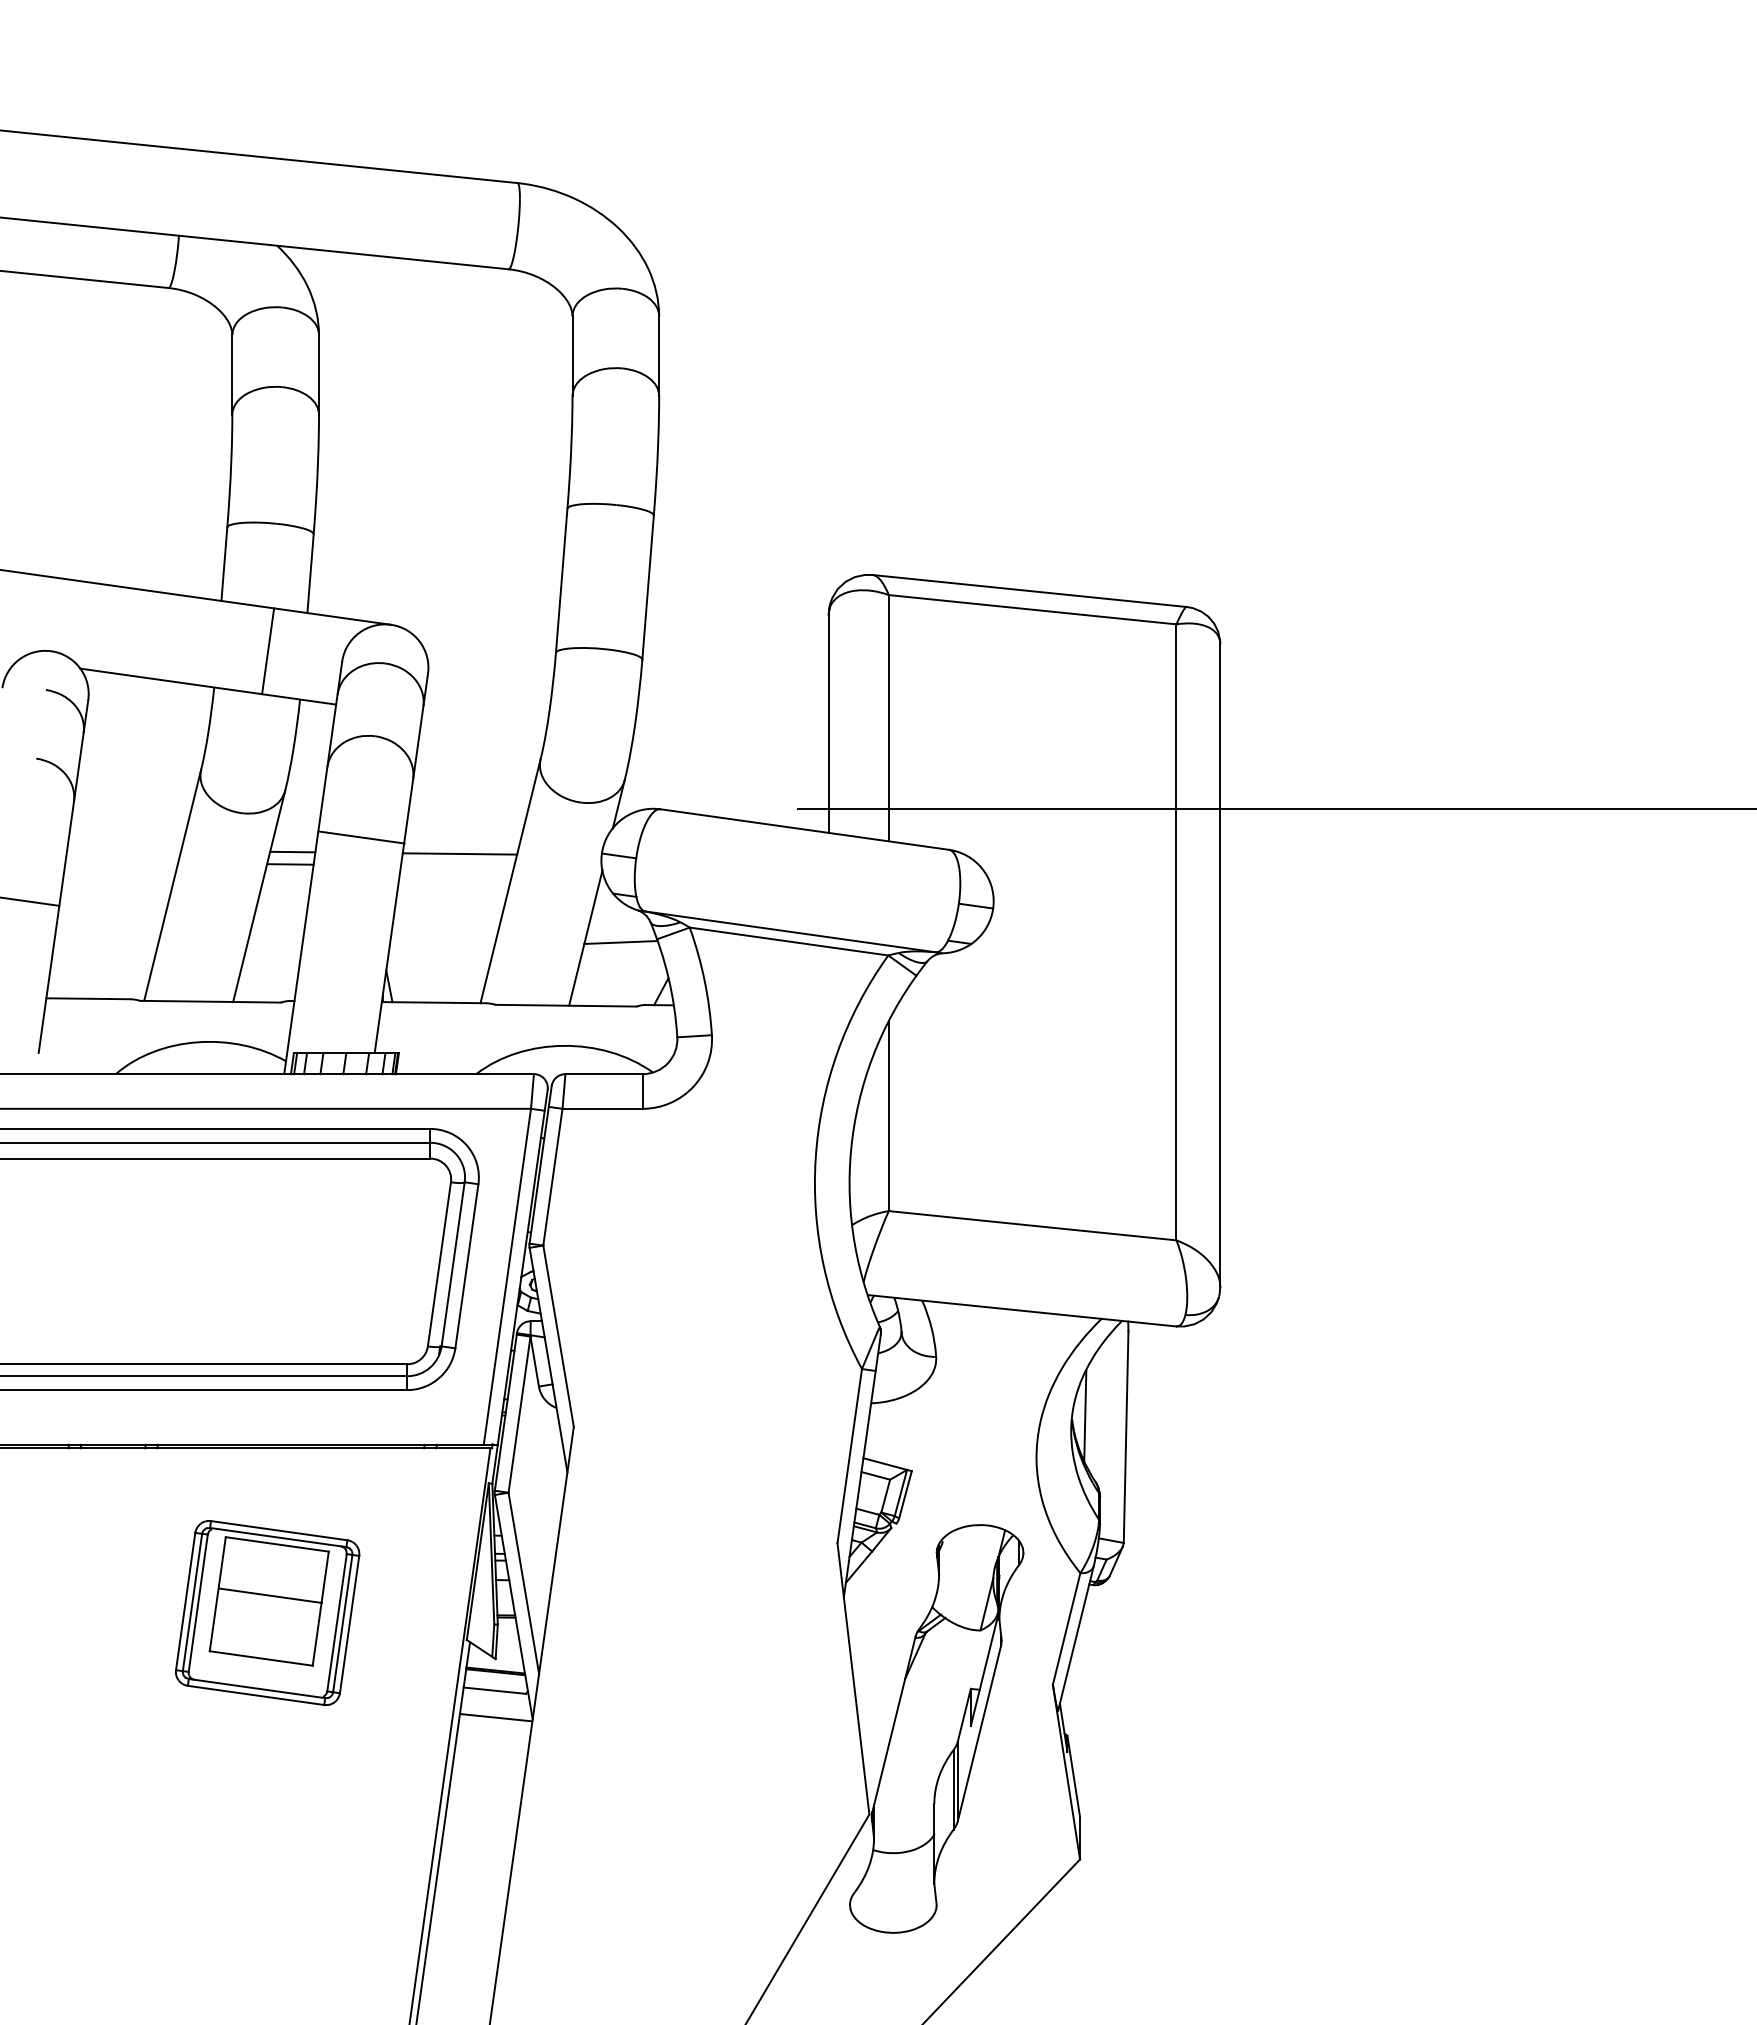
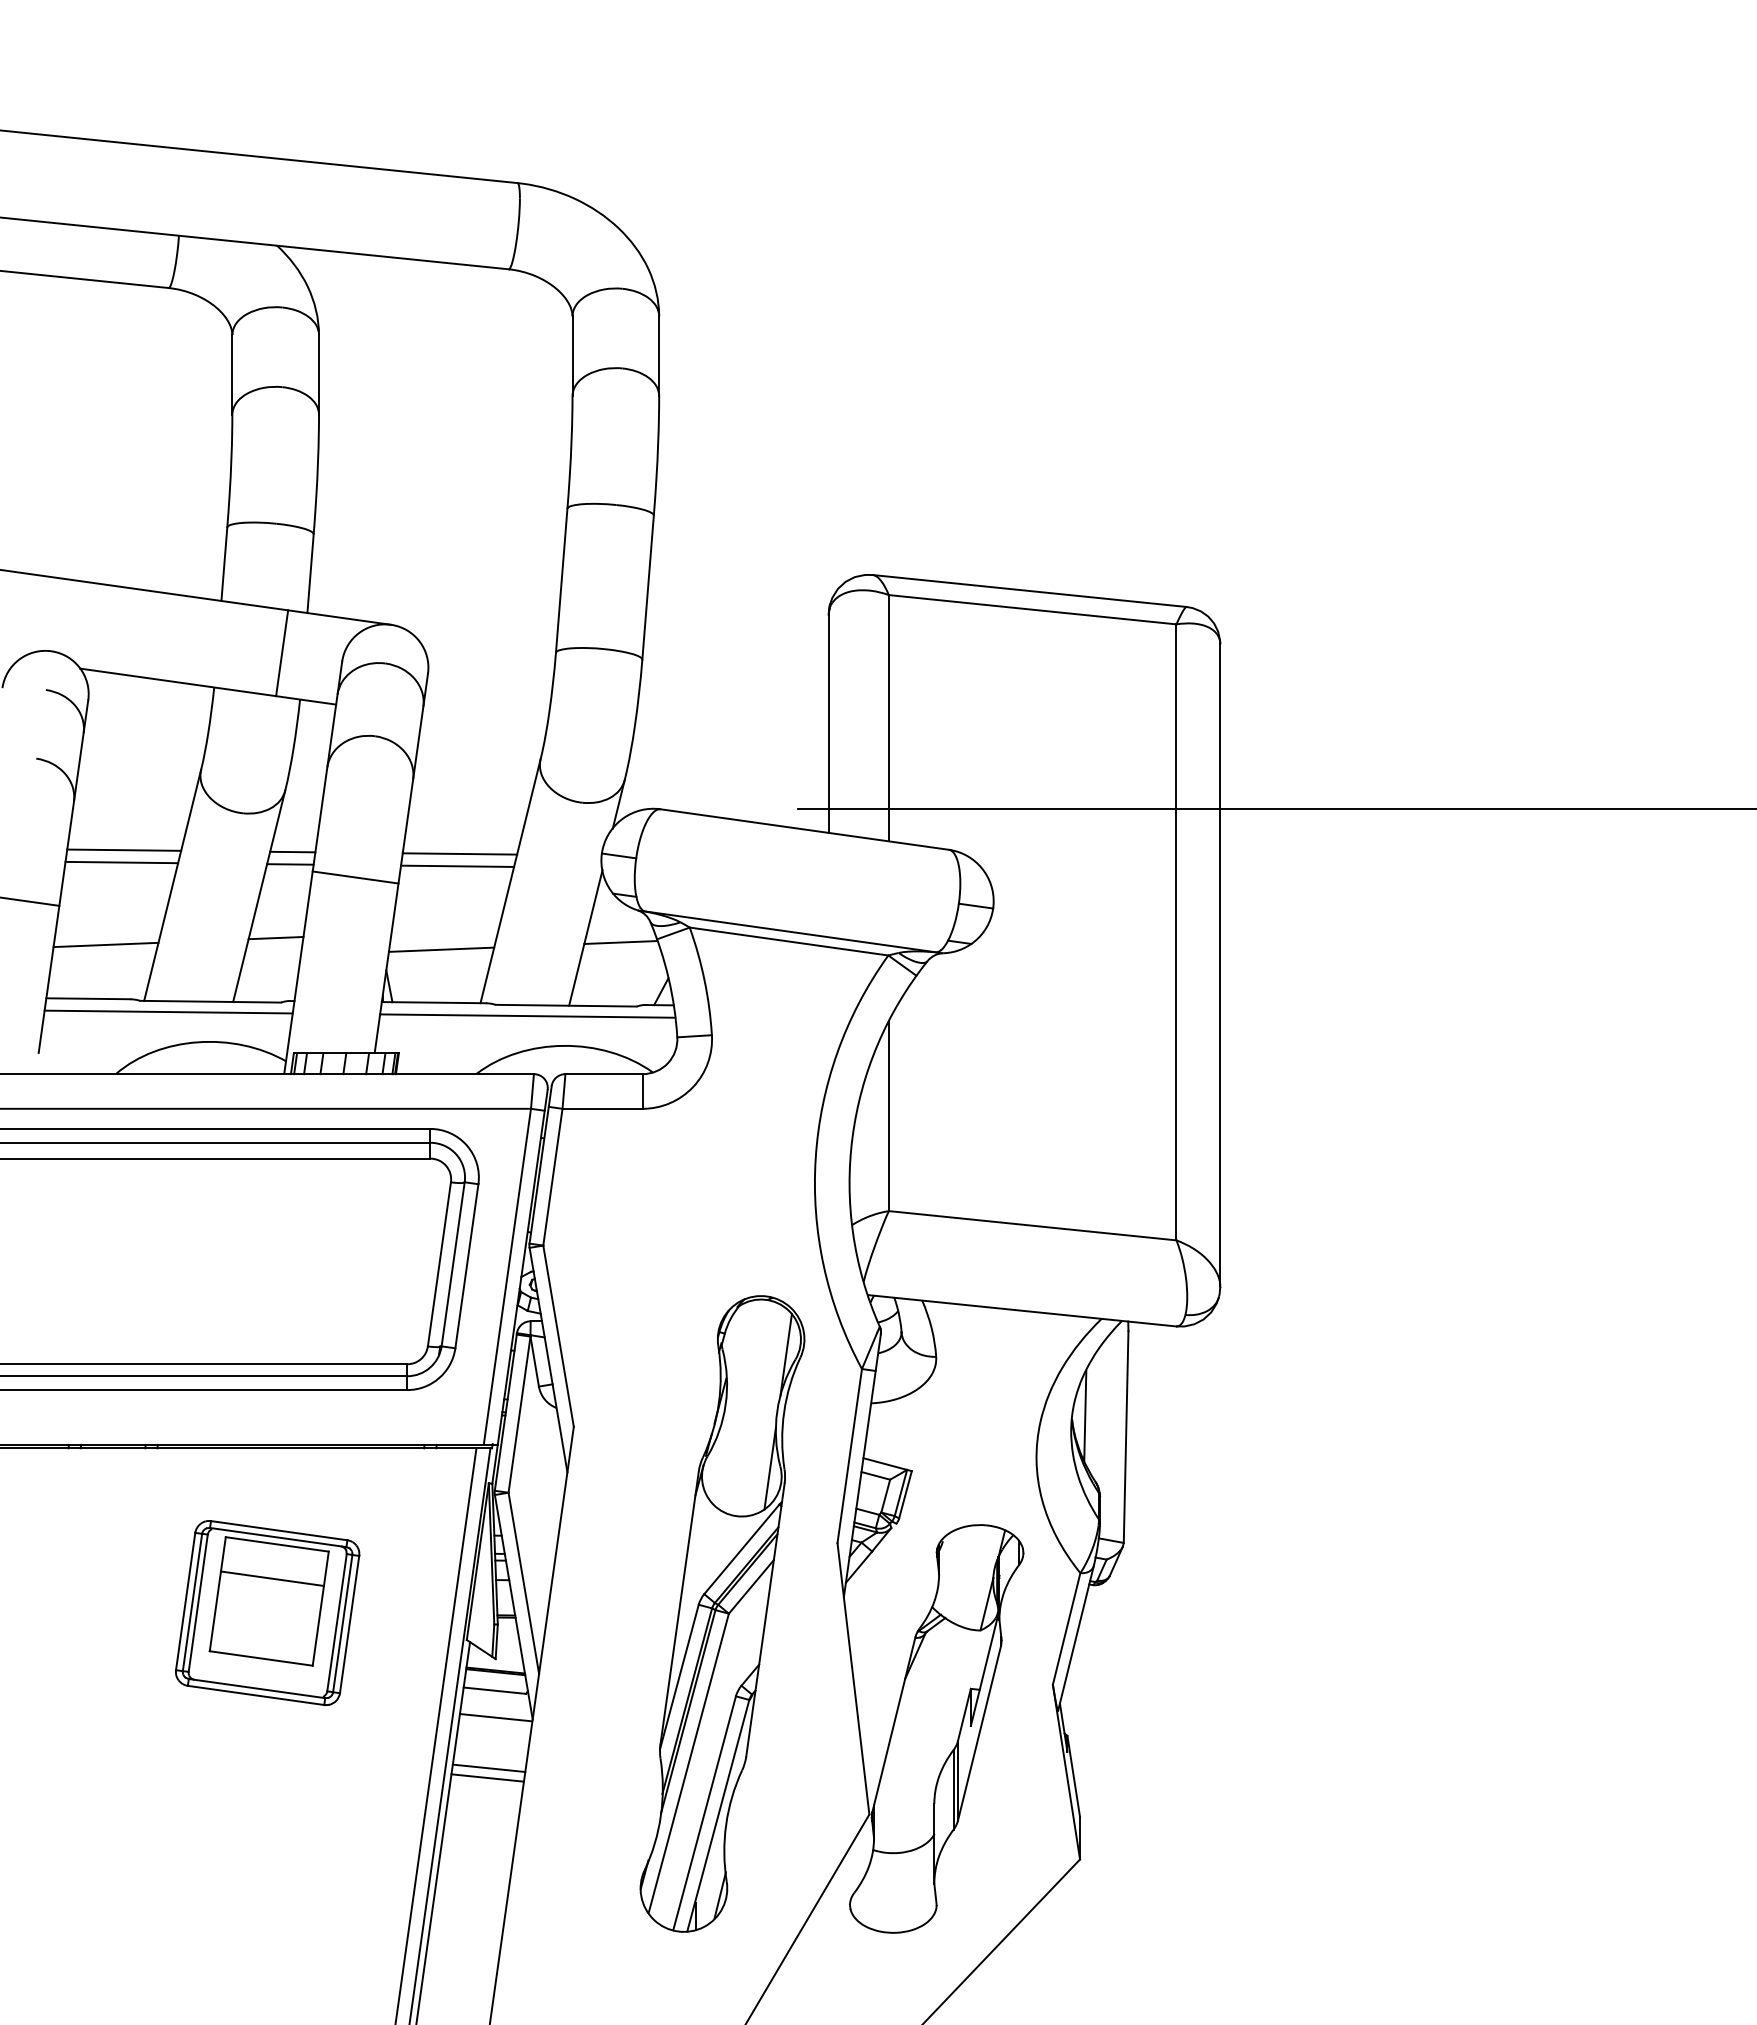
line position: (268, 651) -> (282, 653) (282, 653)
line position: (361, 837) -> (355, 877) (355, 877)
line: none -> present (124, 849)
line: none -> present (121, 862)
line: none -> present (457, 865)
line: none -> present (275, 937)
line: none -> present (105, 944)
line: none -> present (441, 949)
line: none -> present (168, 1011)
line: none -> present (527, 1015)
line position: (269, 1595) -> (271, 1578) (271, 1578)
part: none -> present (722, 1613)
line: none -> present (435, 1734)
line: none -> present (488, 1768)
line: none -> present (487, 1777)
